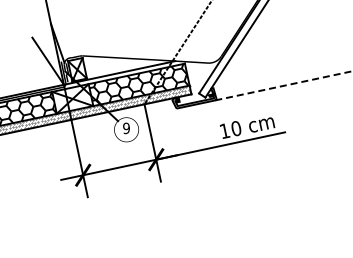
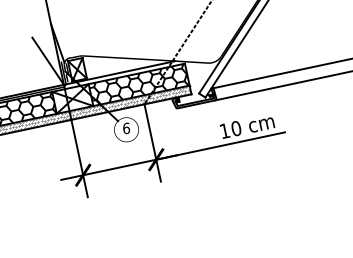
line: none -> present (281, 73)
line: dashed -> solid (284, 85)
text: 9 -> 6 (126, 128)
